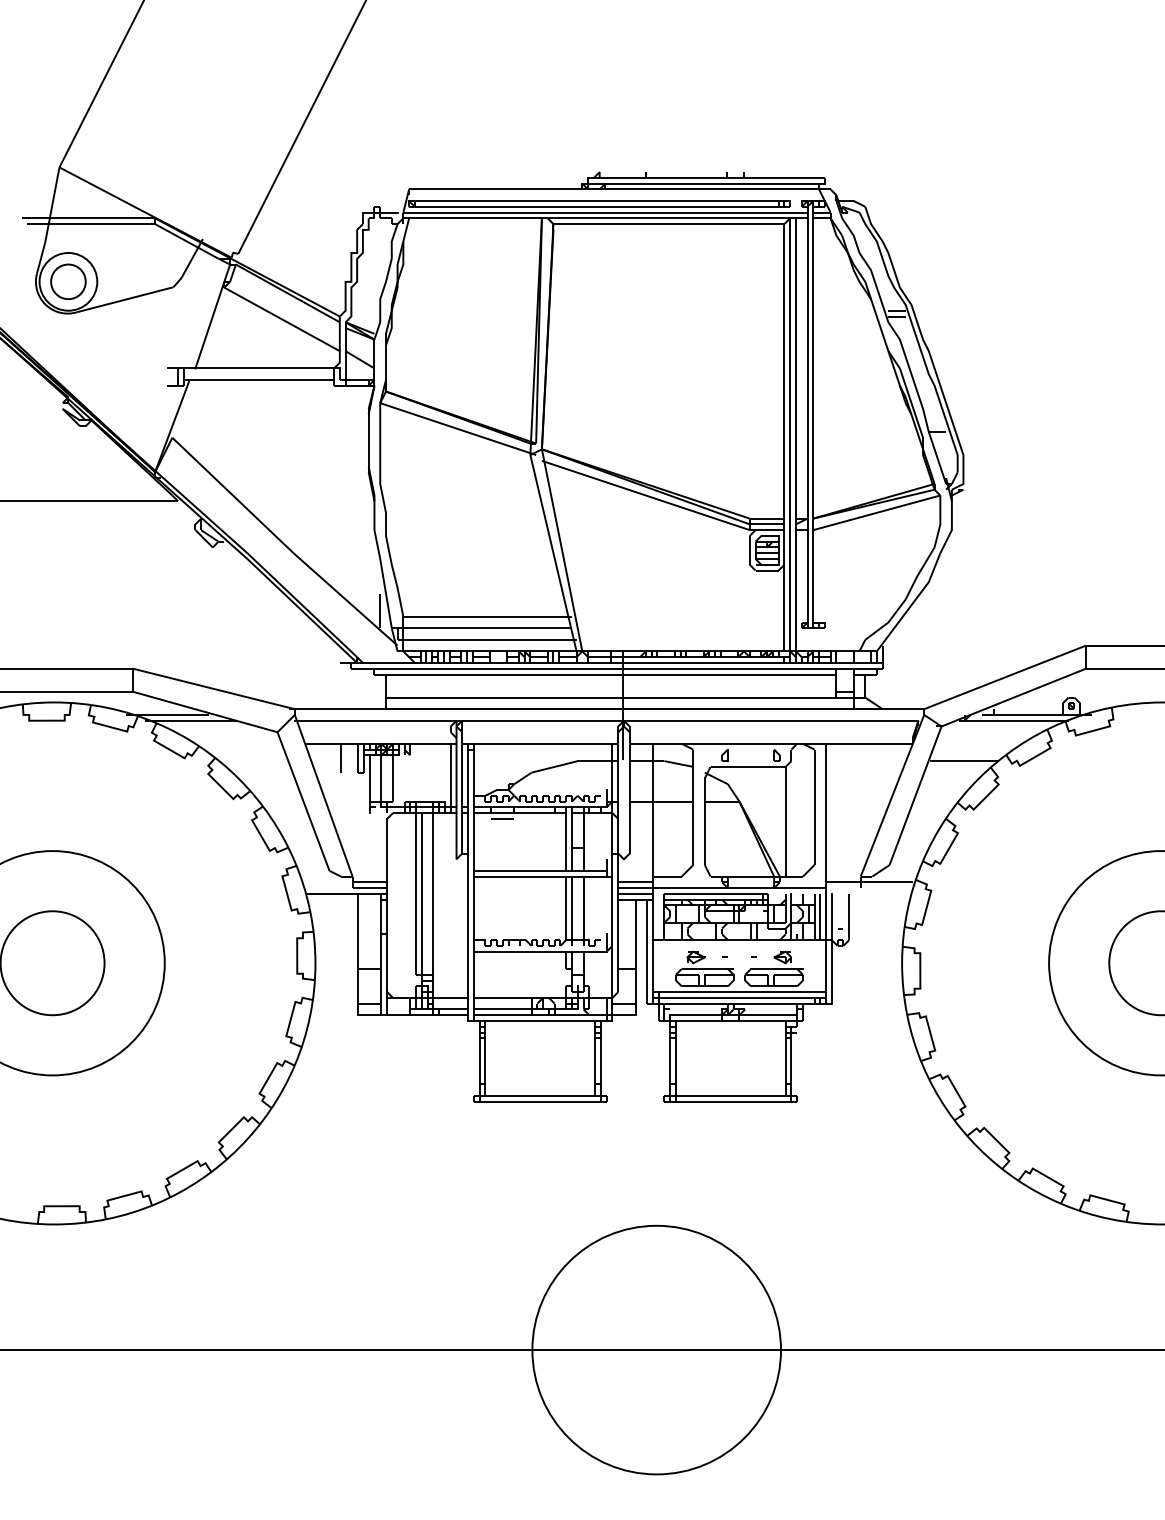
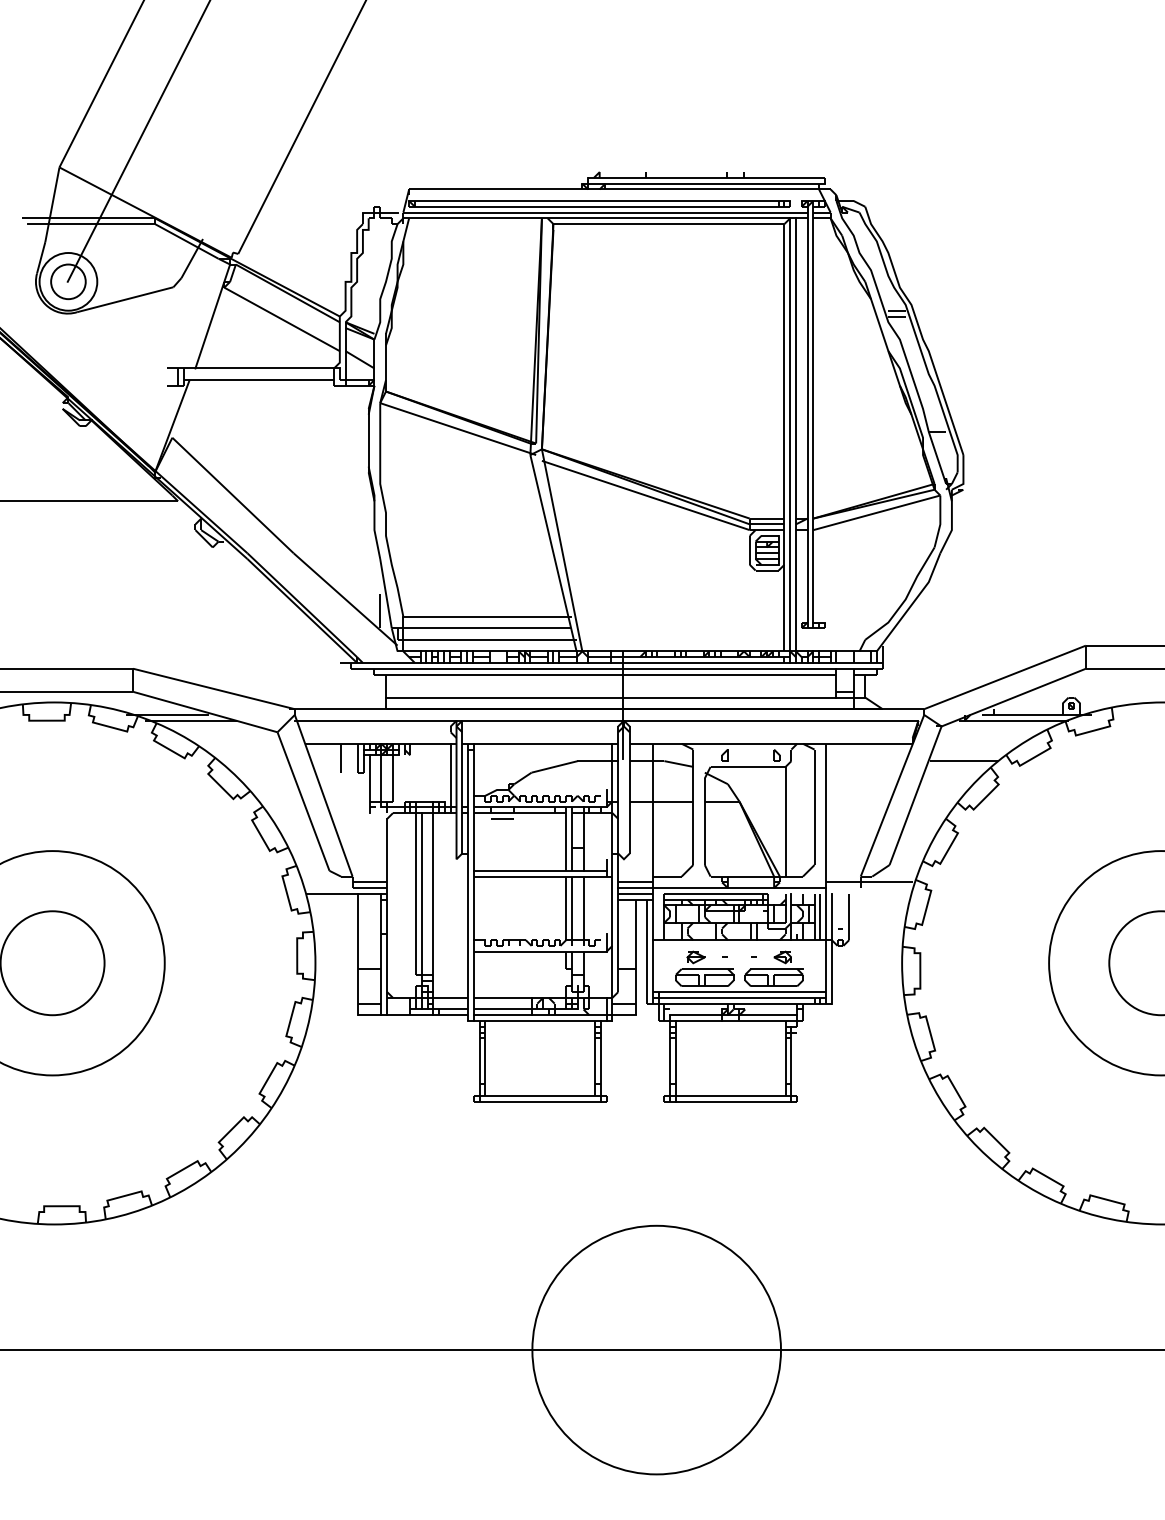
line: none -> present (138, 141)
